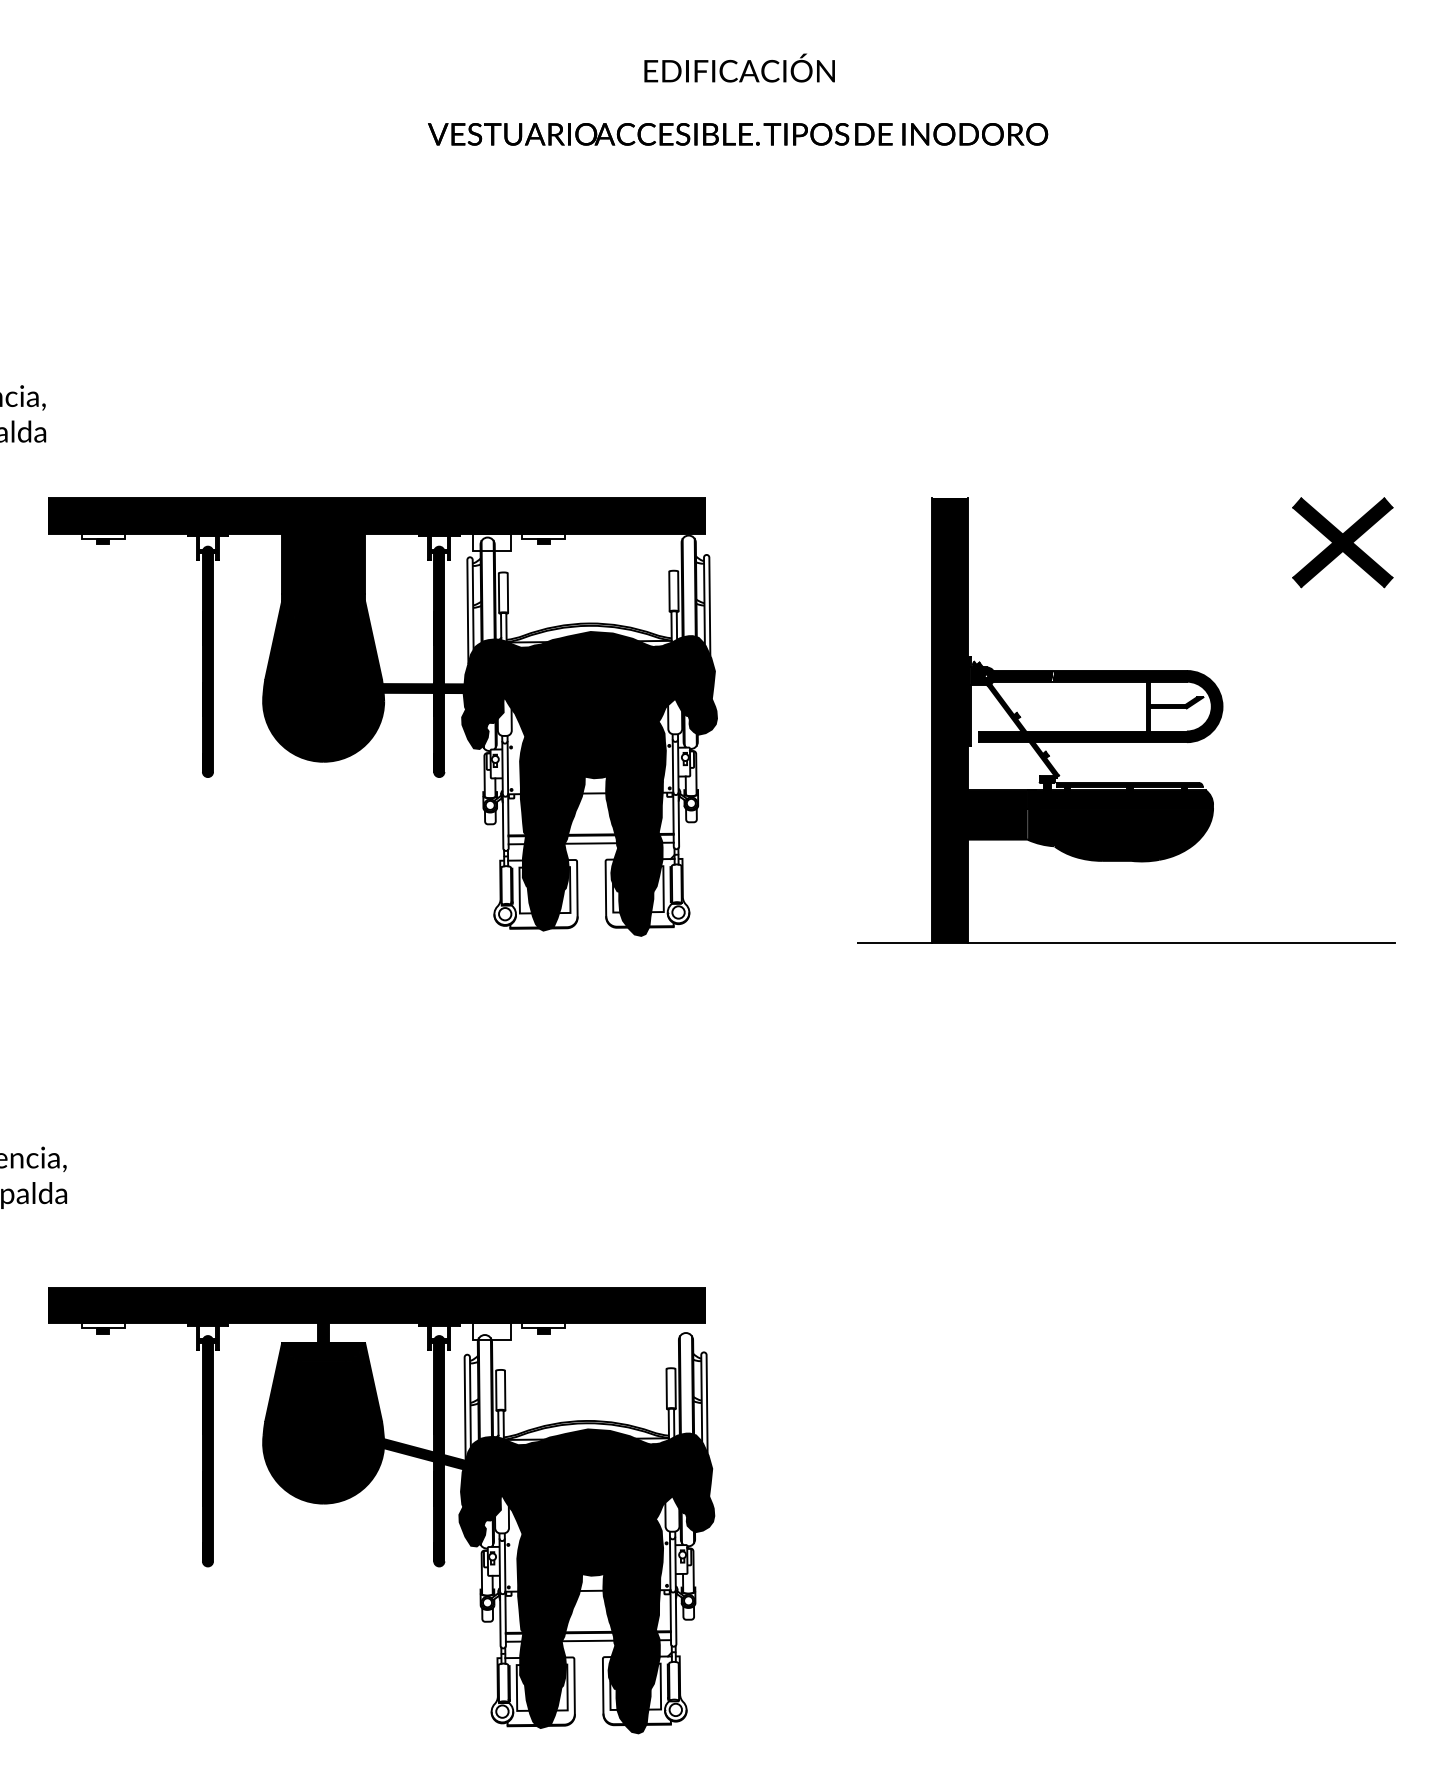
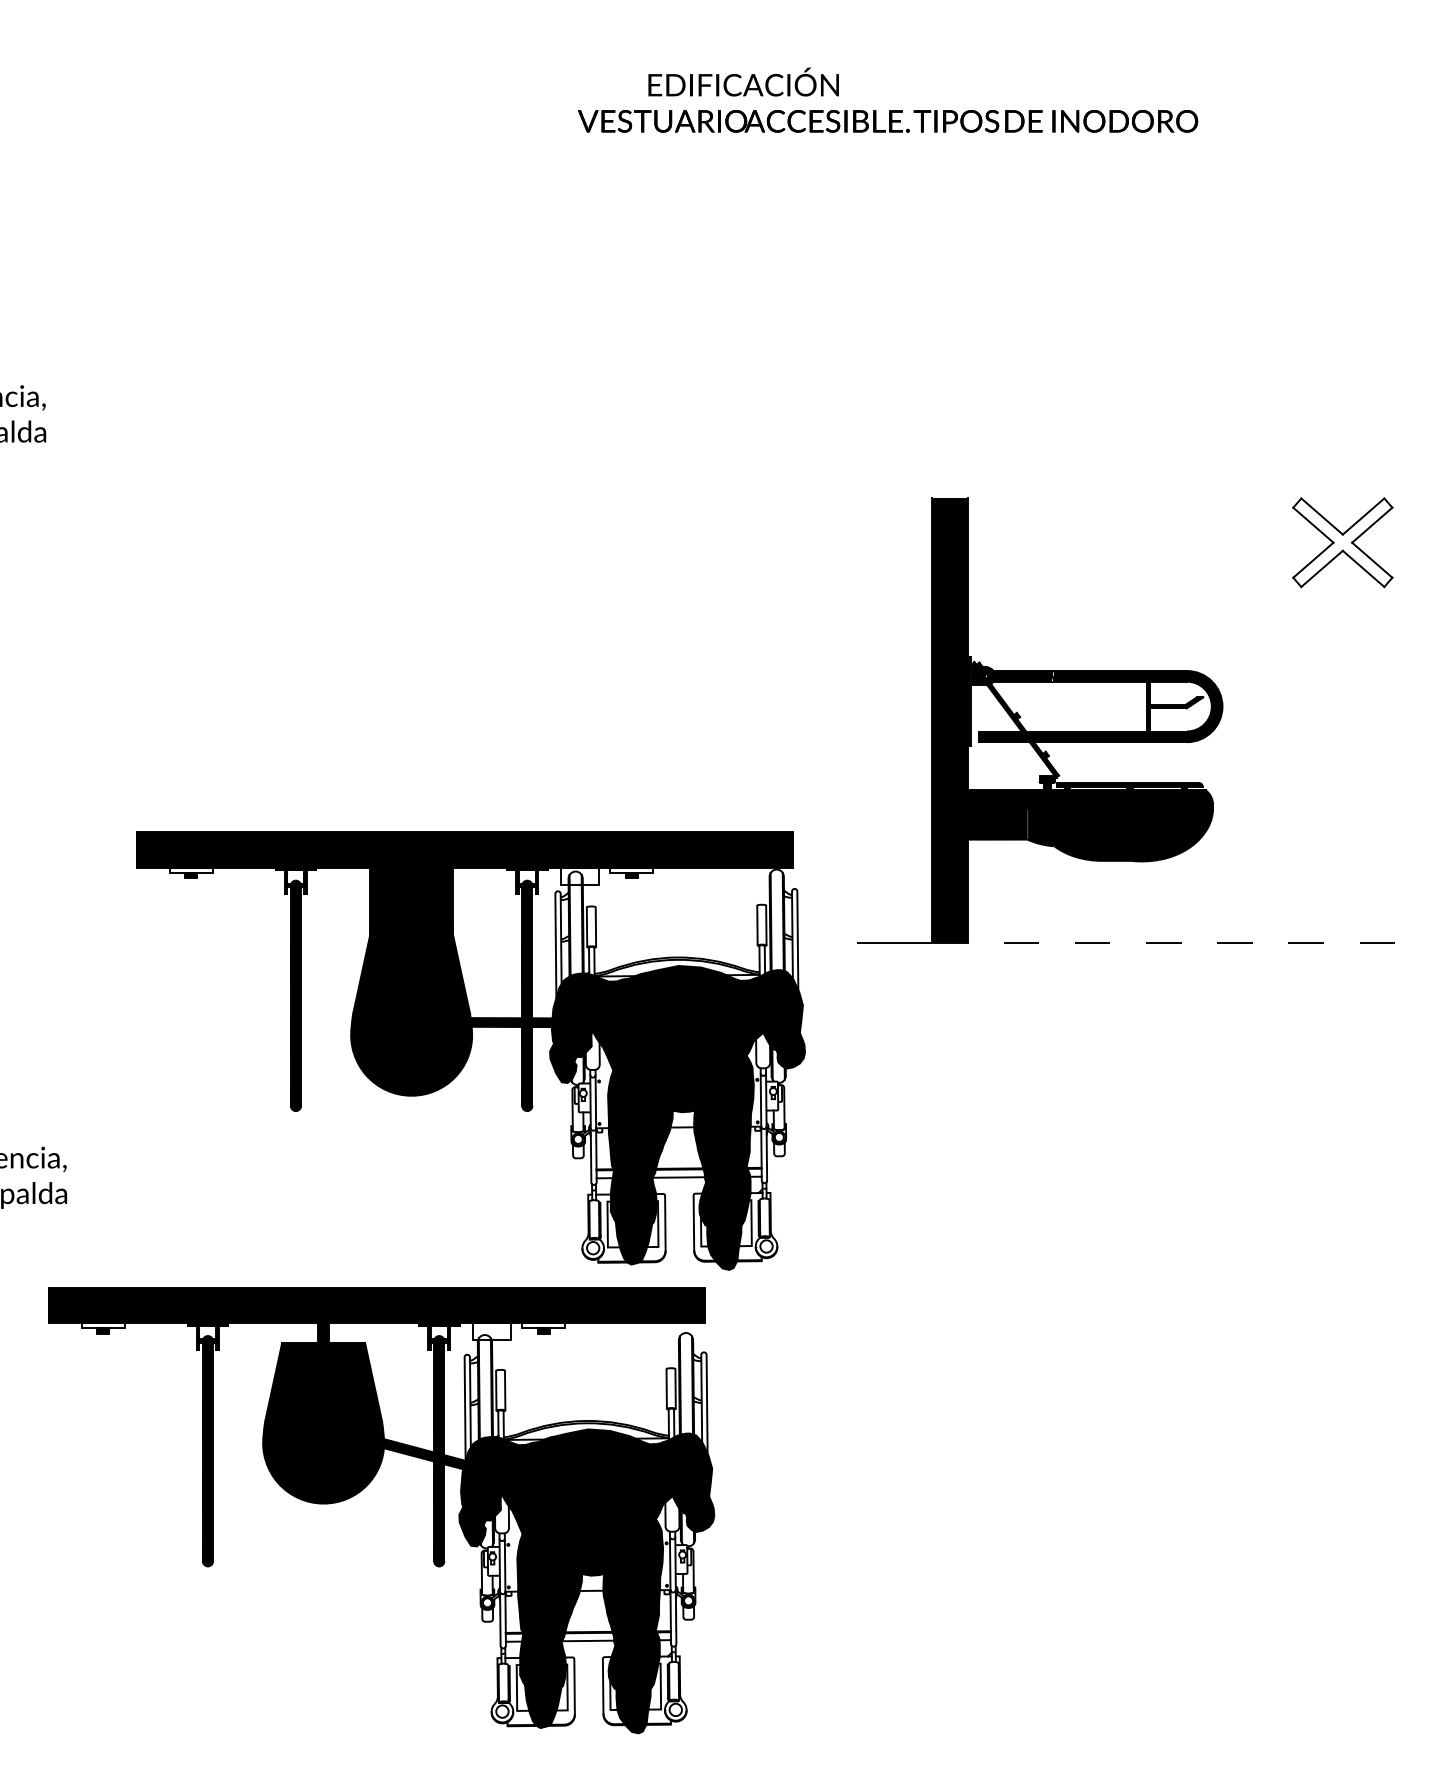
text position: (739, 67) -> (743, 81) (743, 81)
text position: (738, 134) -> (888, 121) (888, 121)
fill: present -> none (1342, 542)
part position: (382, 716) -> (470, 1050) (470, 1050)
line: solid -> dashed (1181, 943)
